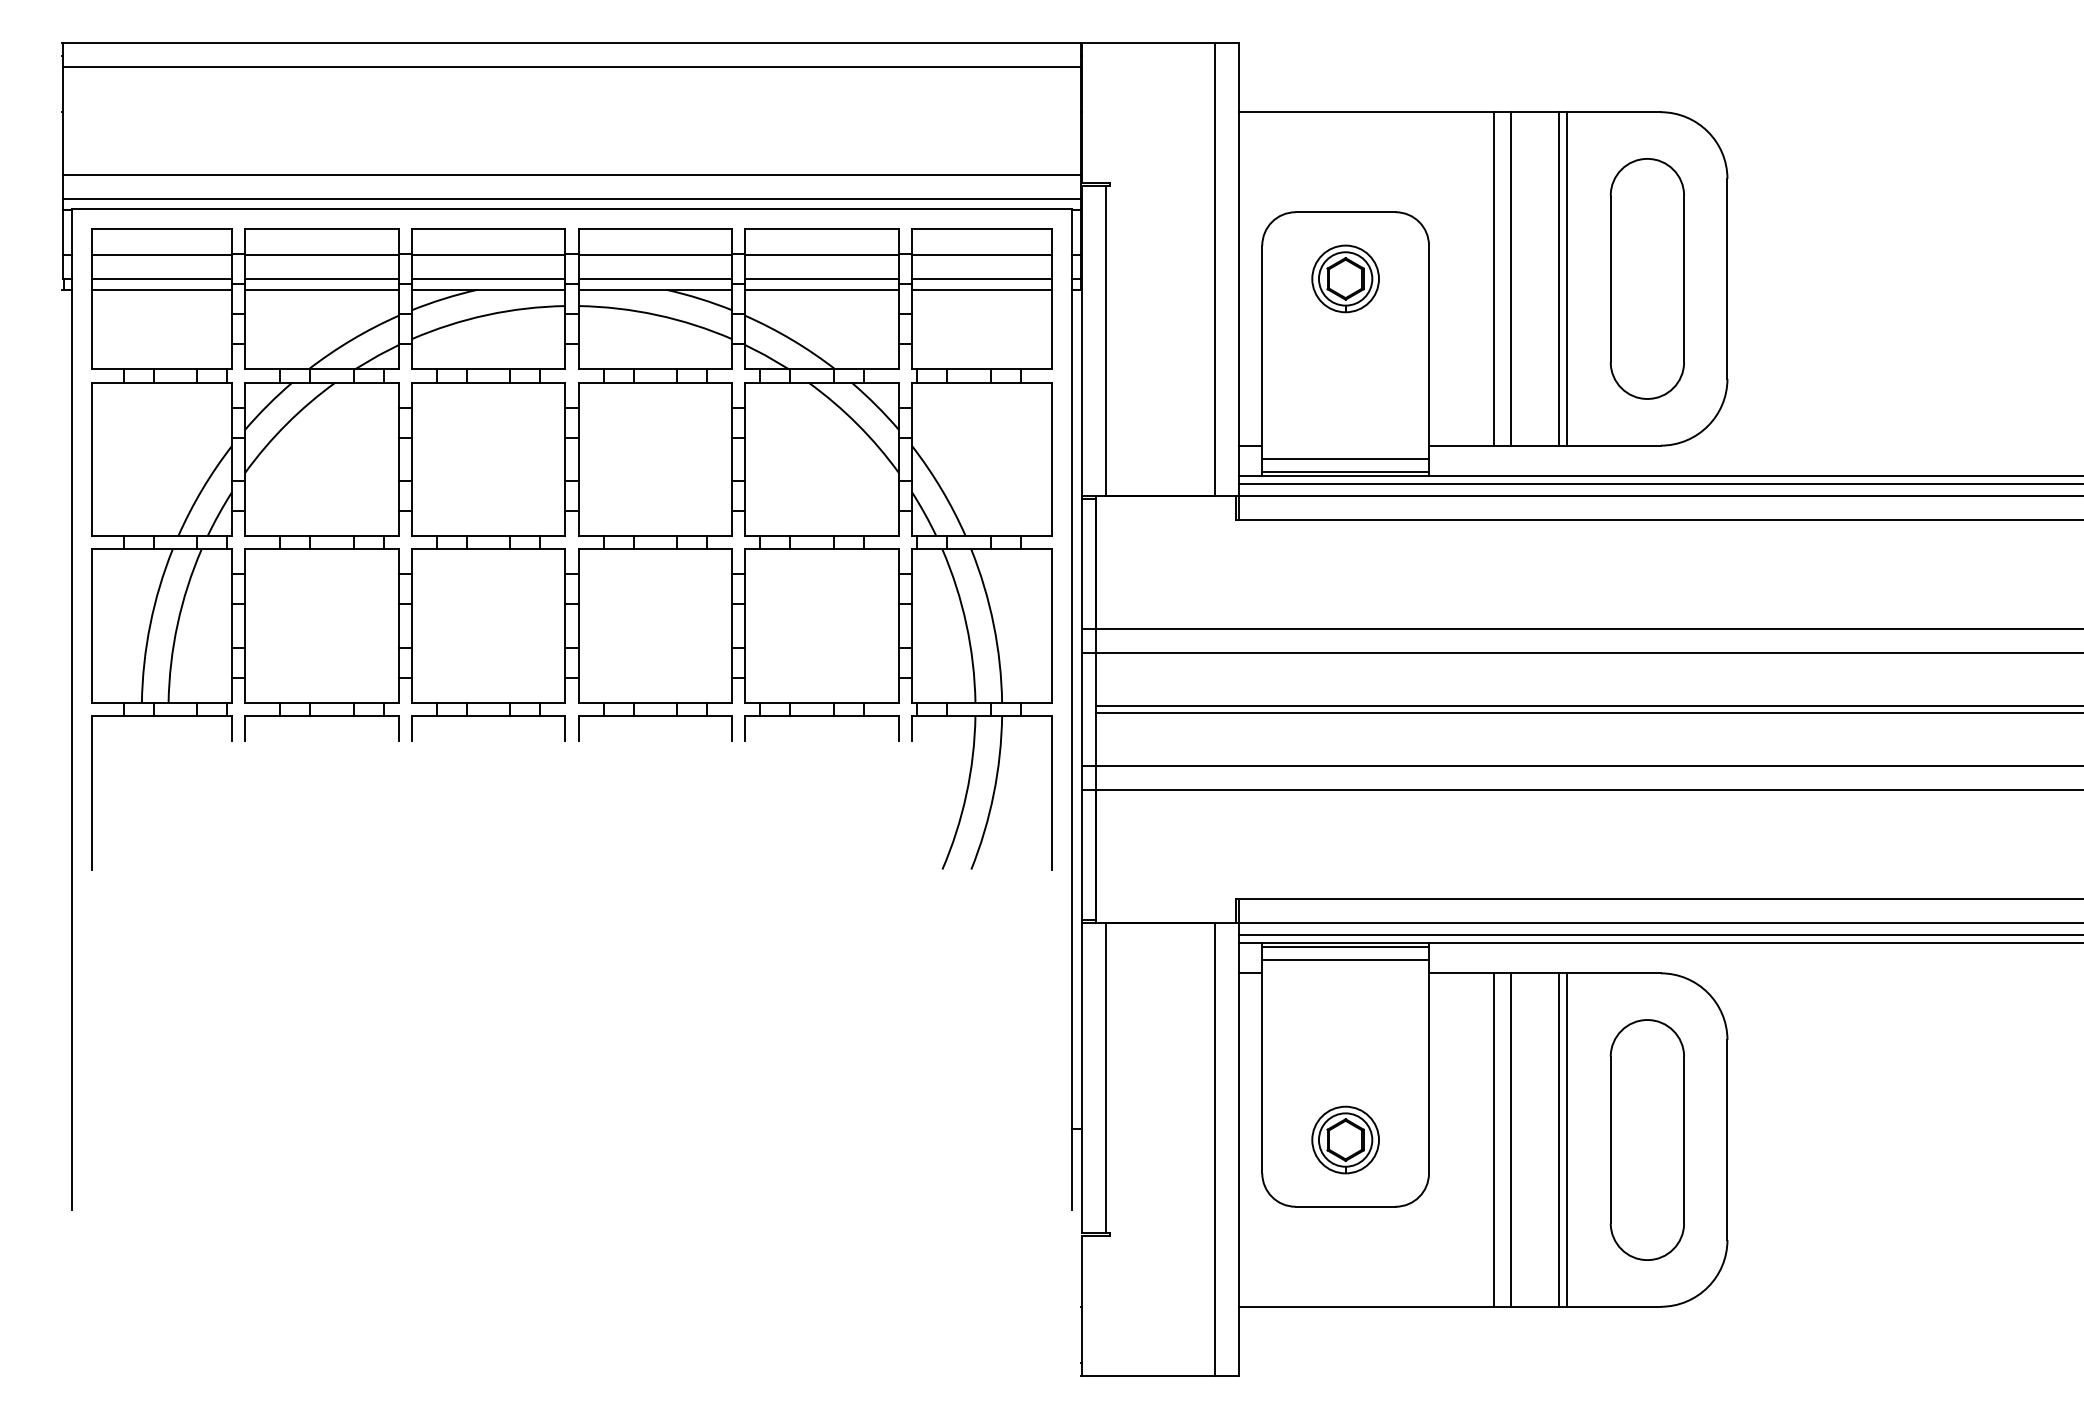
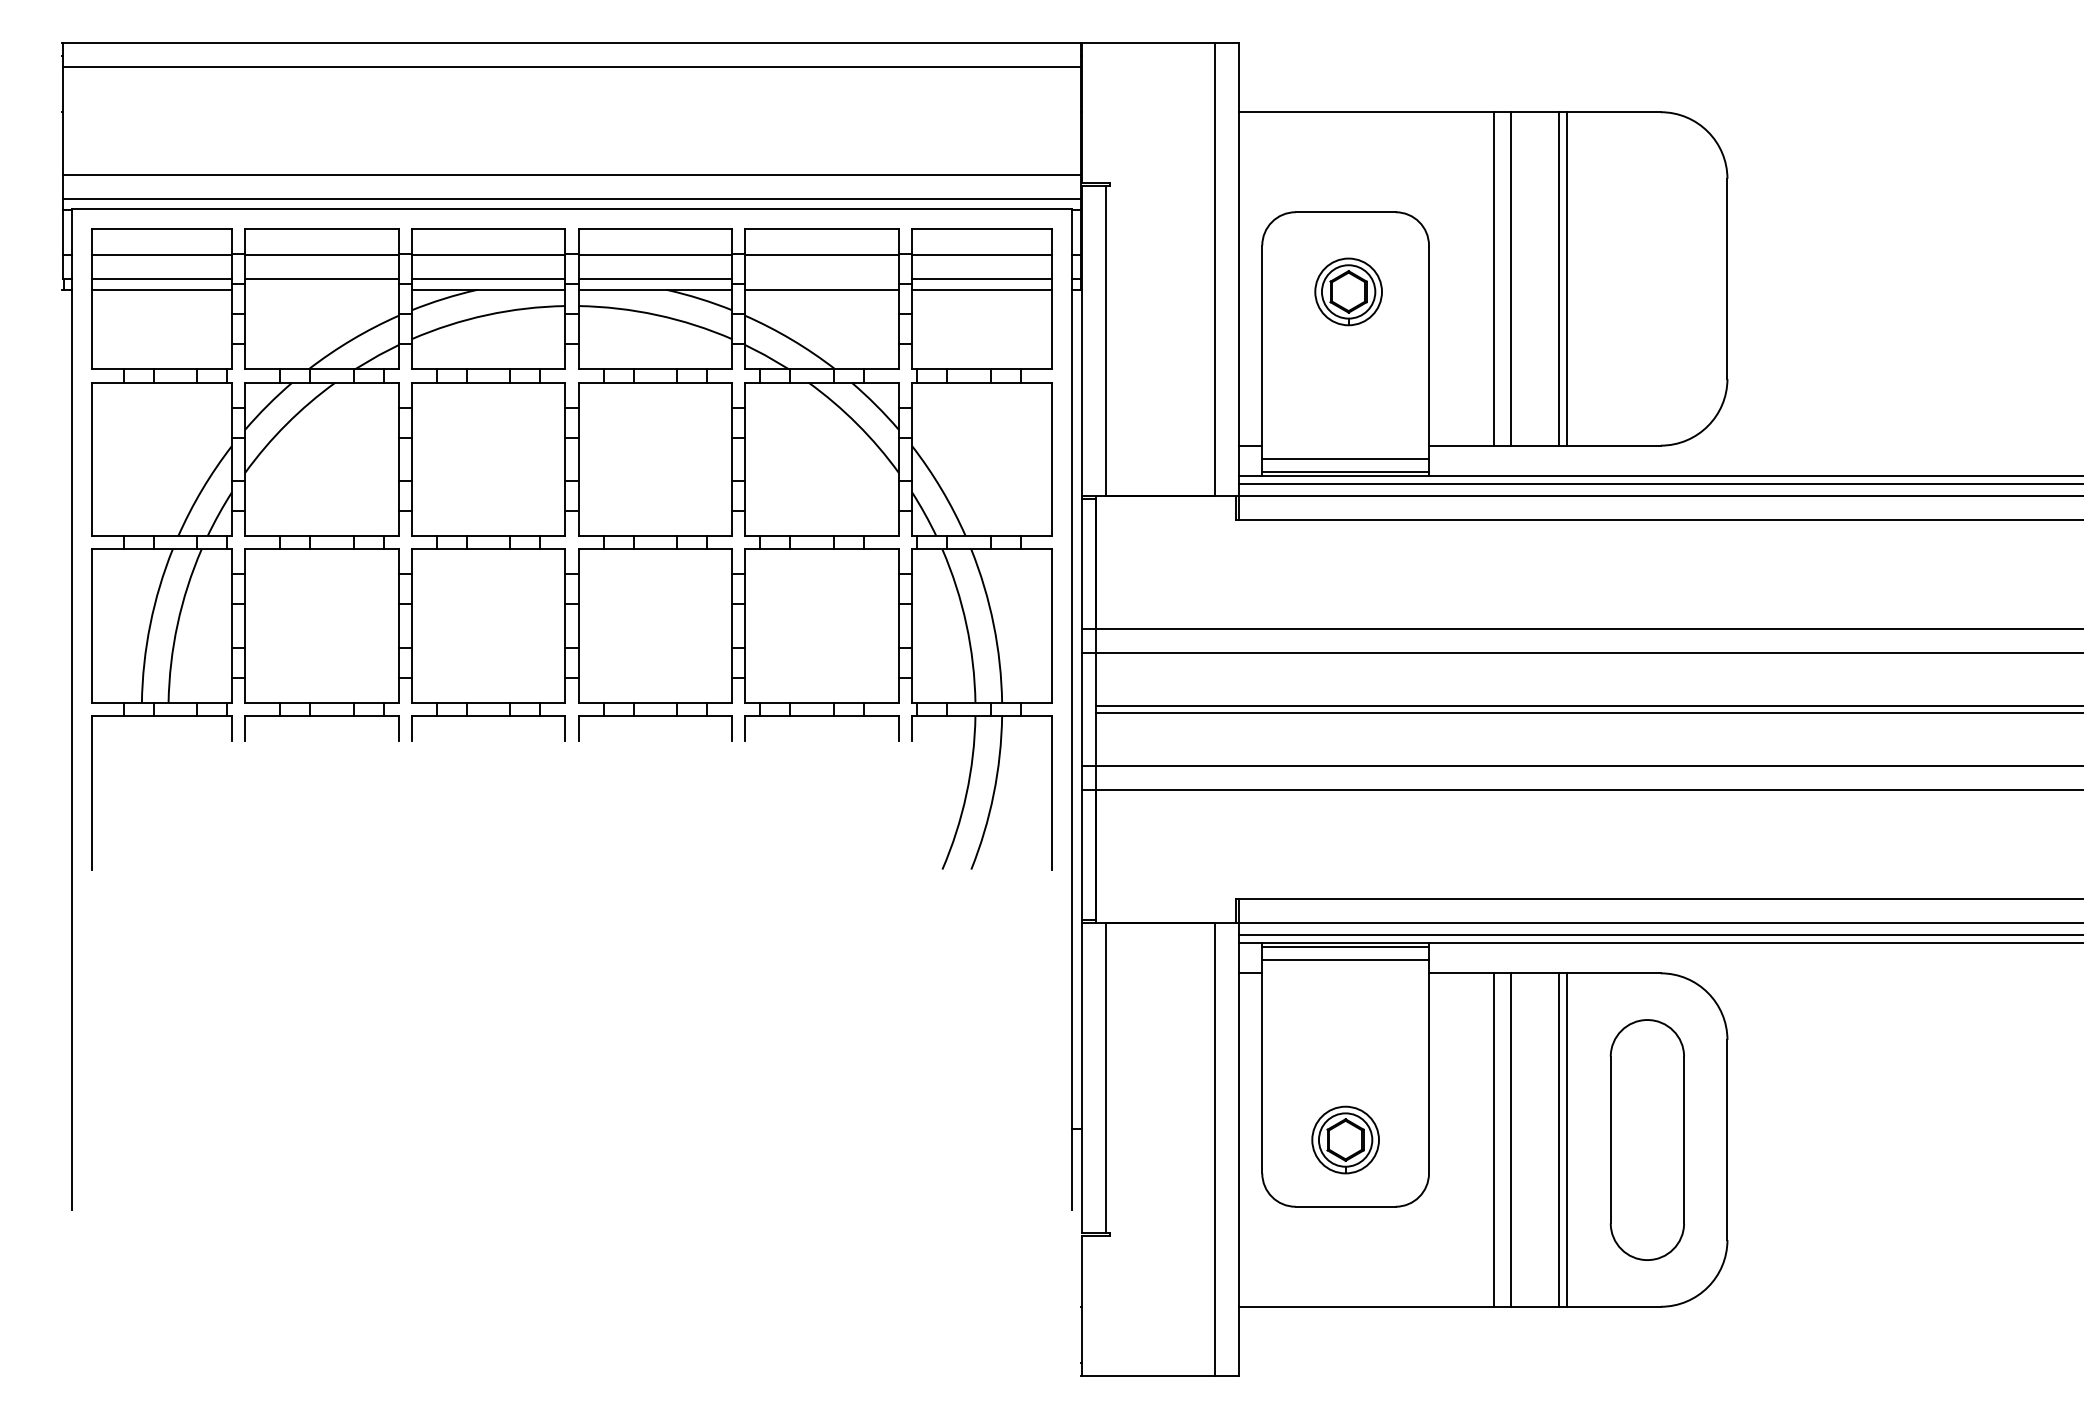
part position: (1345, 278) -> (1348, 291) (1348, 291)
part: present -> none (1646, 278)
line: present -> none (821, 279)
line: present -> none (321, 290)
